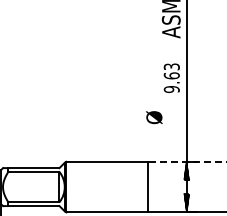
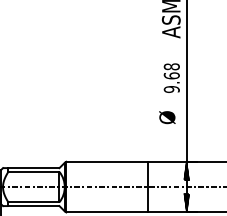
text: 9.63 -> 9.68 (171, 66)
text position: (154, 117) -> (167, 117) (167, 117)
line: dashed -> solid (187, 161)
line: none -> present (112, 187)
